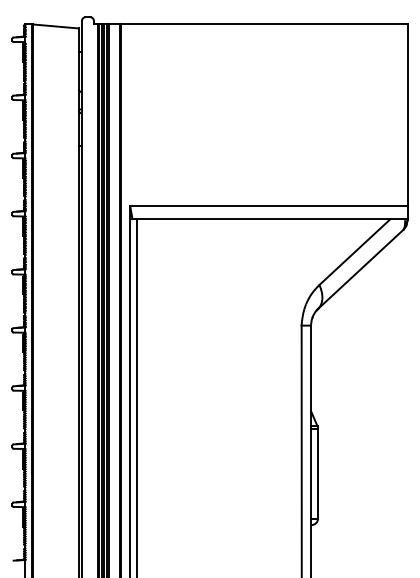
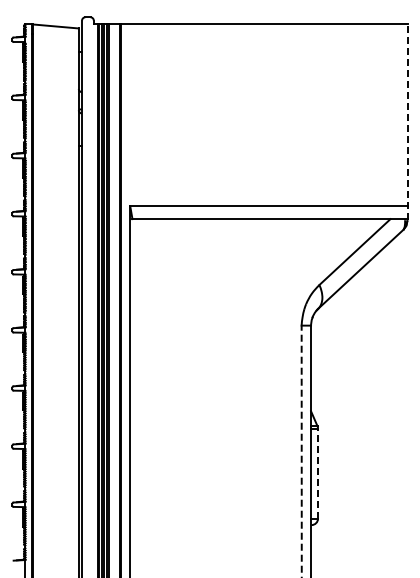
line: solid -> dashed (407, 121)
line: present -> none (136, 396)
line: solid -> dashed (301, 451)
line: solid -> dashed (318, 473)
